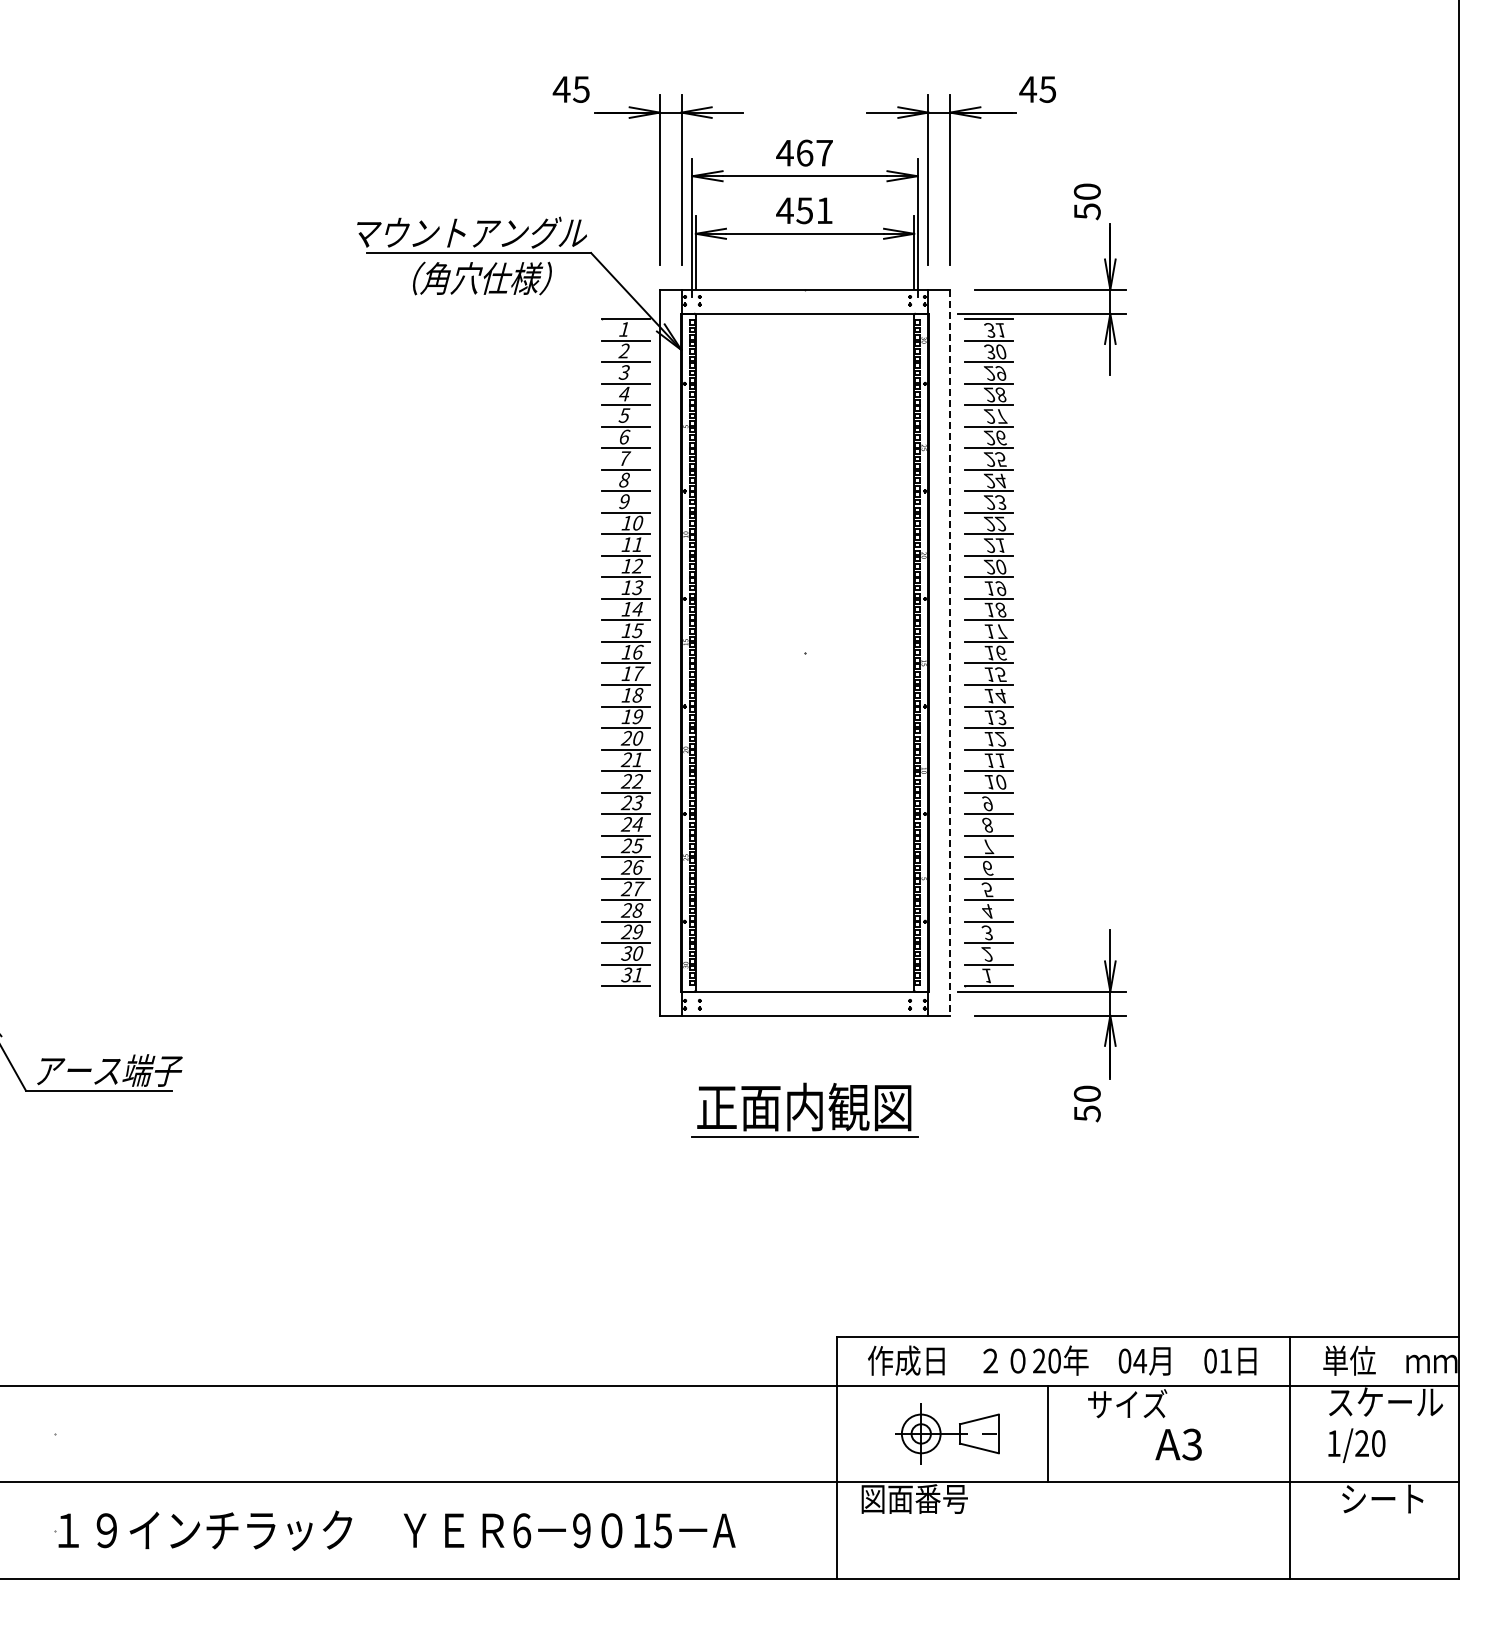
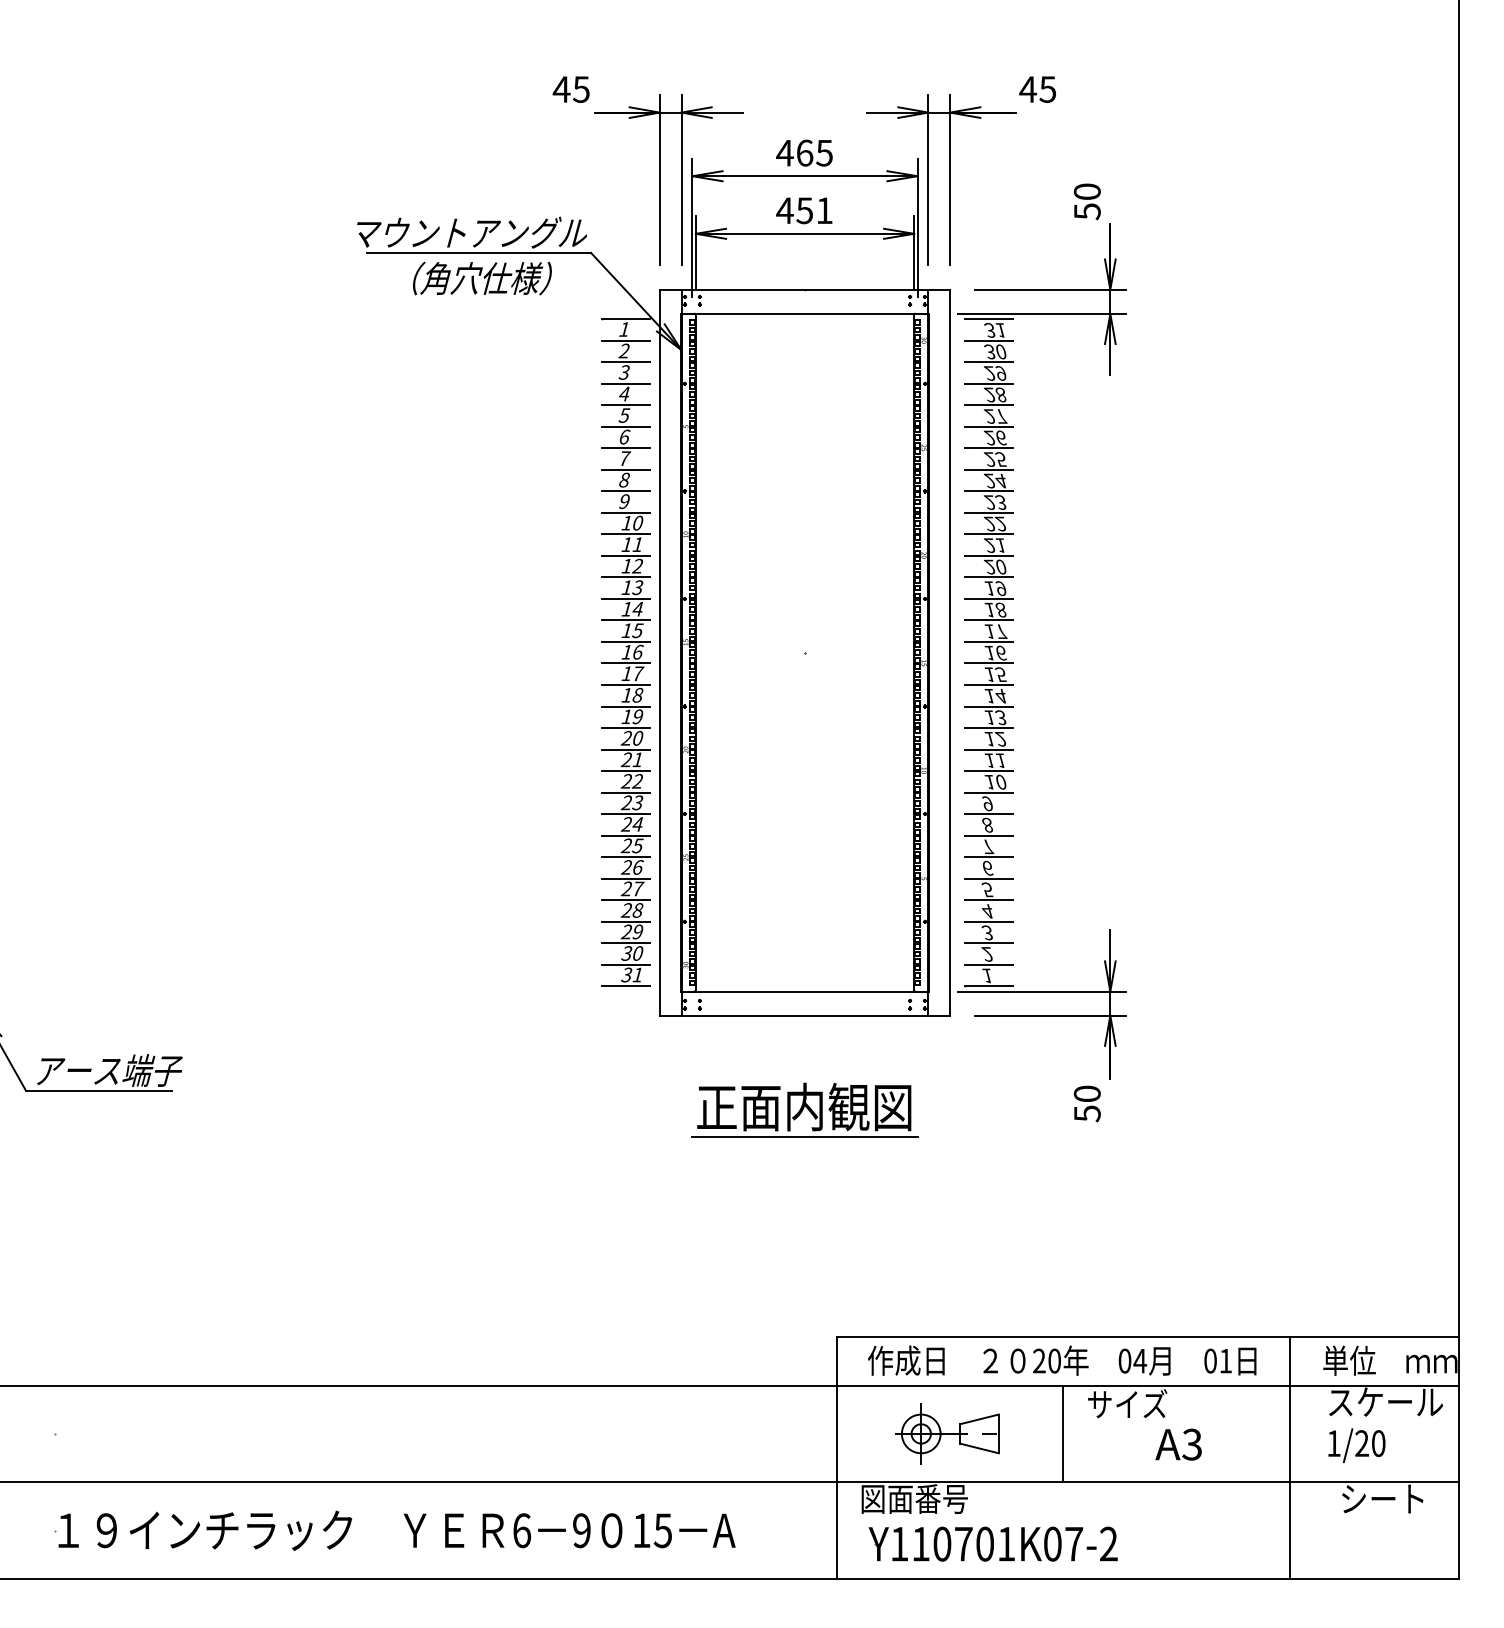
text: 467 -> 465 (824, 153)
line: dashed -> solid (950, 653)
line position: (1048, 1433) -> (1063, 1433) (1063, 1433)
part: none -> present (992, 1543)
